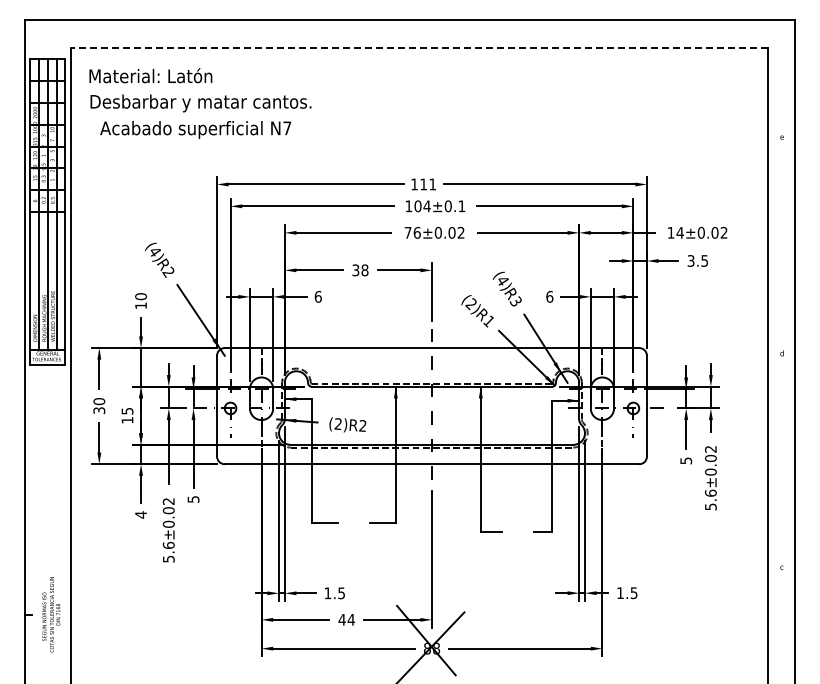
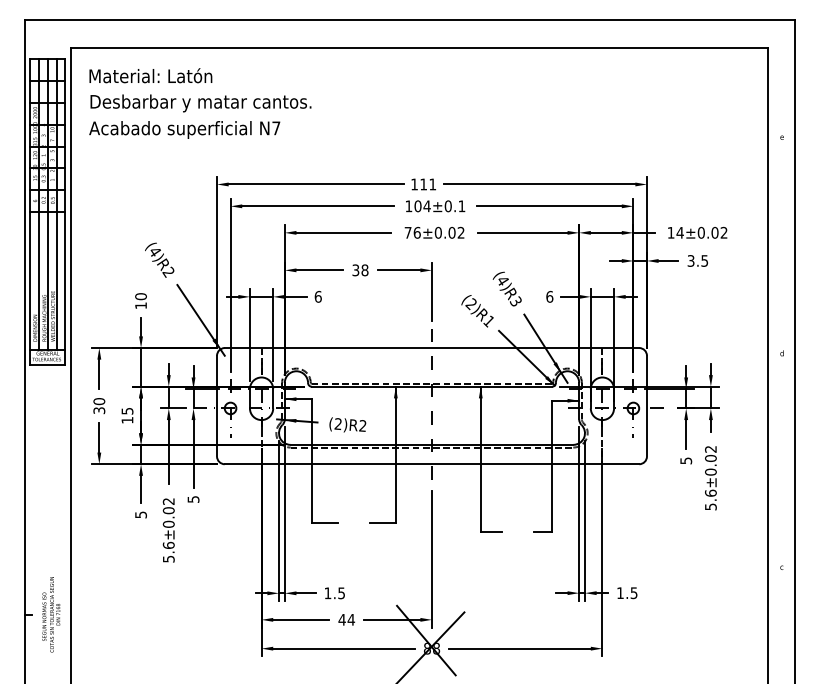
line: dashed -> solid (419, 47)
text position: (195, 129) -> (184, 129) (184, 129)
text: 4 -> 5 (140, 514)
